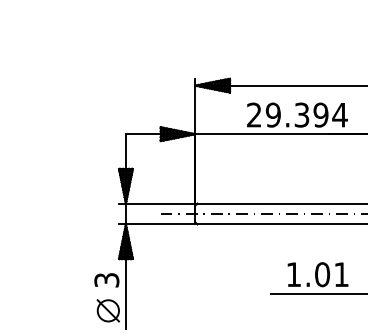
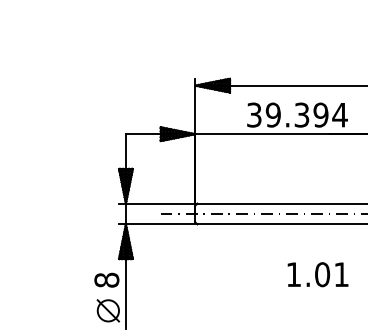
text: 29.394 -> 39.394 (254, 114)
text: 3 -> 8 (106, 279)
line: present -> none (317, 293)
